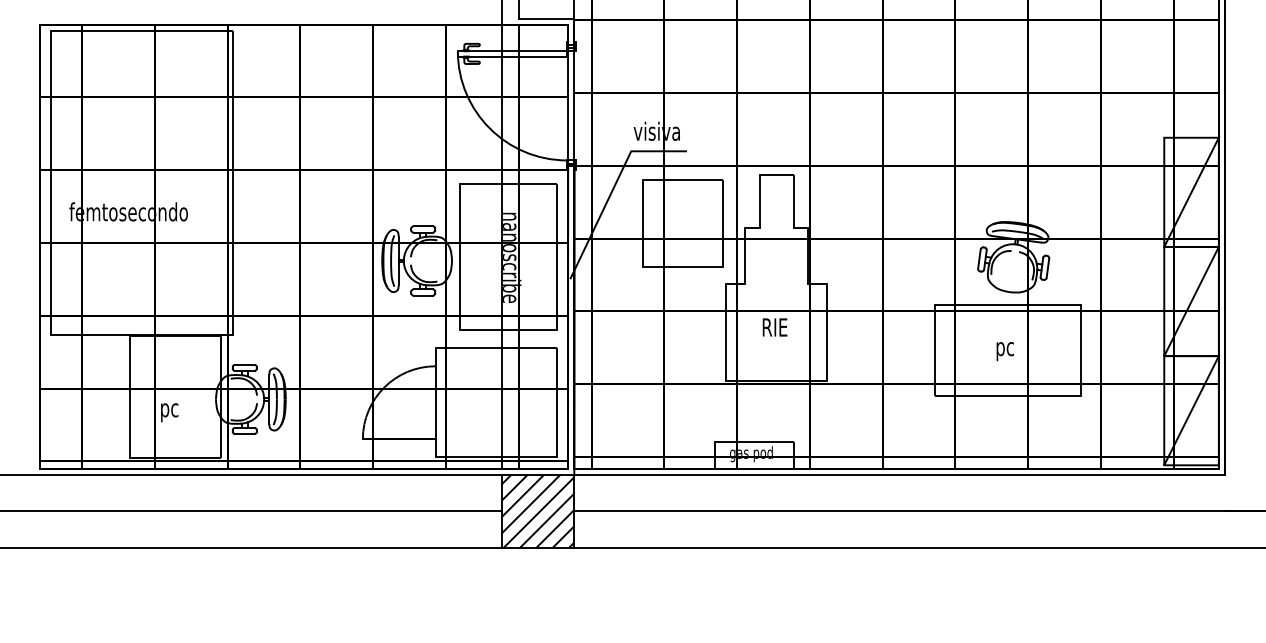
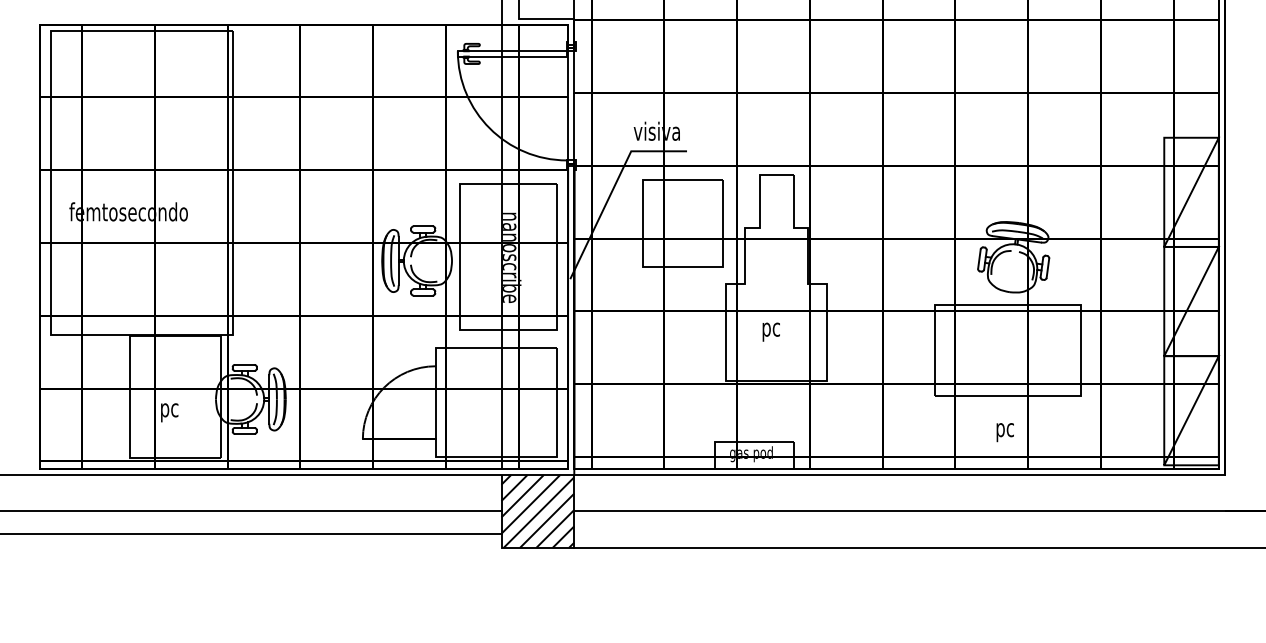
text: RIE -> pc (774, 329)
text position: (1004, 351) -> (1004, 432) (1004, 432)
line position: (251, 547) -> (251, 533) (251, 533)
